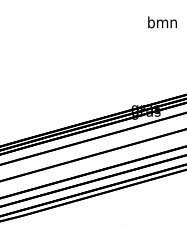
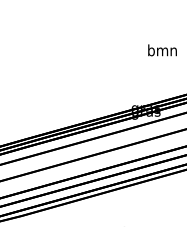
text position: (162, 22) -> (162, 50) (162, 50)
